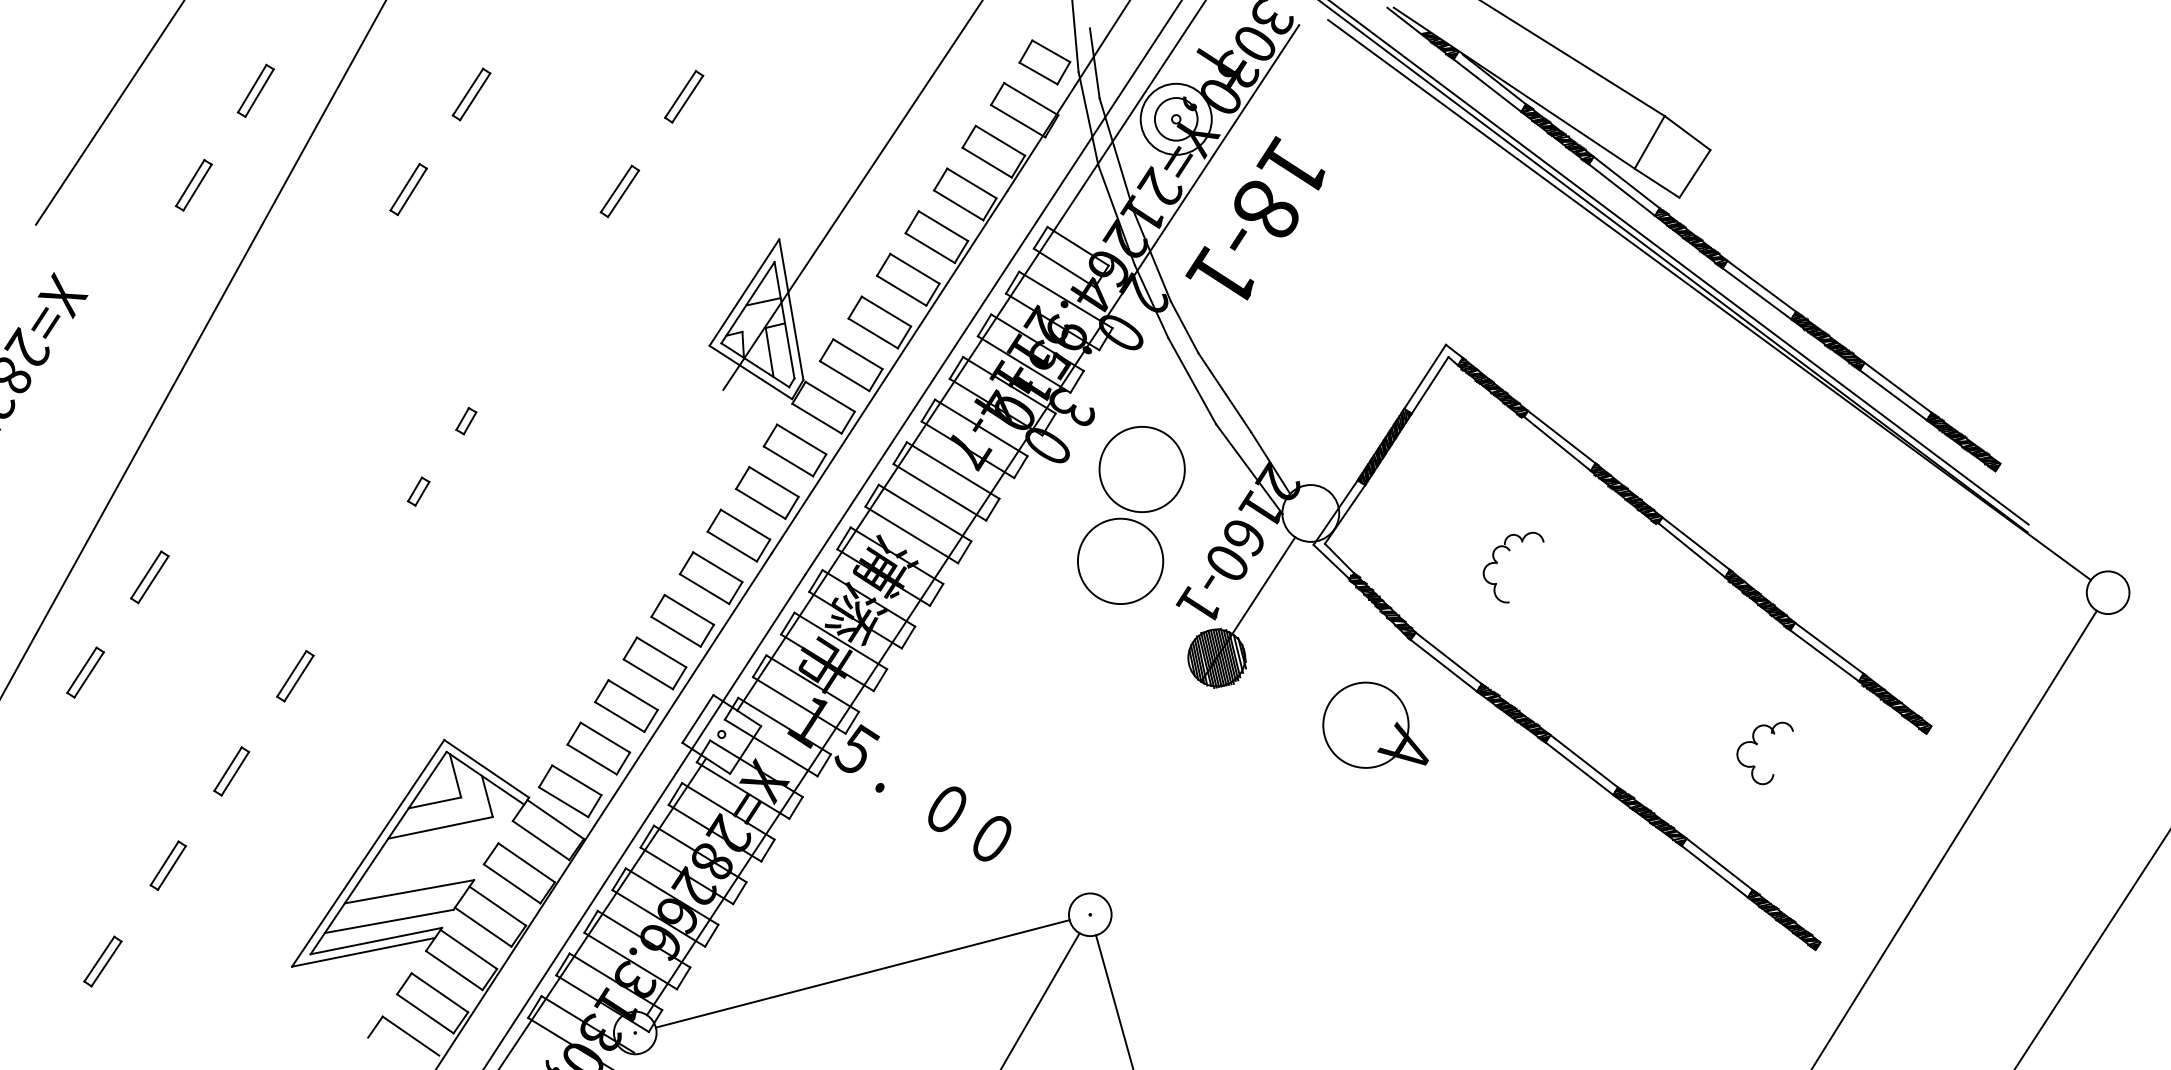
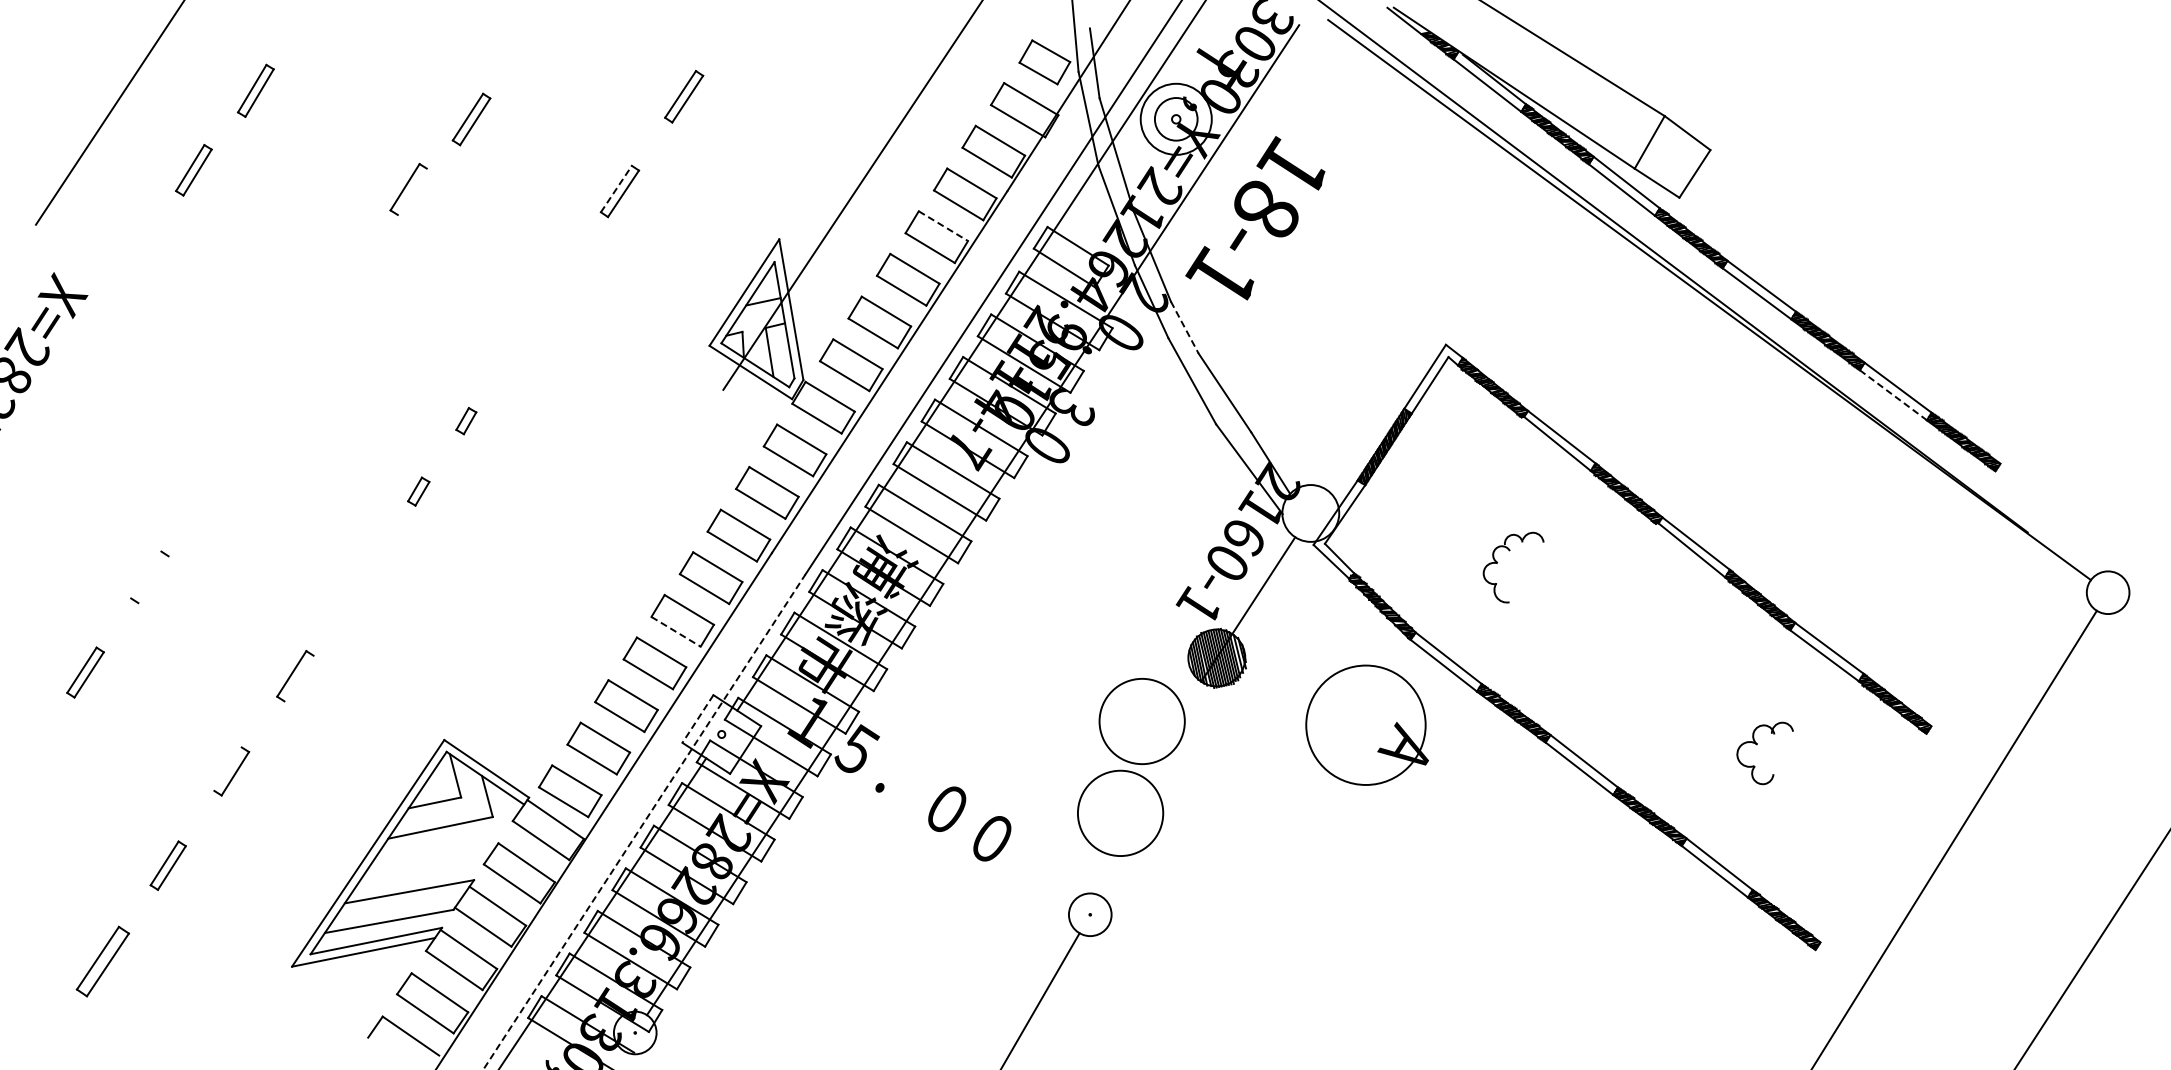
part position: (471, 94) -> (471, 119) (471, 119)
part position: (193, 185) -> (193, 170) (193, 170)
line: solid -> dashed (616, 189)
line: present -> none (411, 191)
line: solid -> dashed (943, 226)
line: present -> none (1679, 263)
line: solid -> dashed (1185, 327)
line: present -> none (193, 348)
line: solid -> dashed (1893, 395)
part position: (1131, 515) -> (1131, 767) (1131, 767)
line: present -> none (146, 574)
line: present -> none (153, 579)
line: solid -> dashed (676, 631)
line: present -> none (298, 678)
line: solid -> dashed (697, 719)
circle diameter: 85 px -> 119 px (1365, 724)
line: present -> none (227, 768)
line: solid -> dashed (644, 821)
part size: 40x53 px -> 56x73 px (102, 961)
line: present -> none (862, 973)
line: present -> none (1114, 1000)
